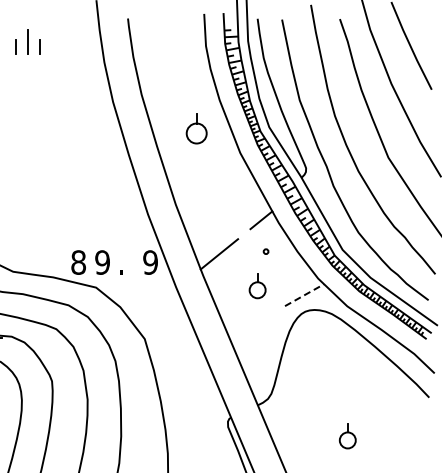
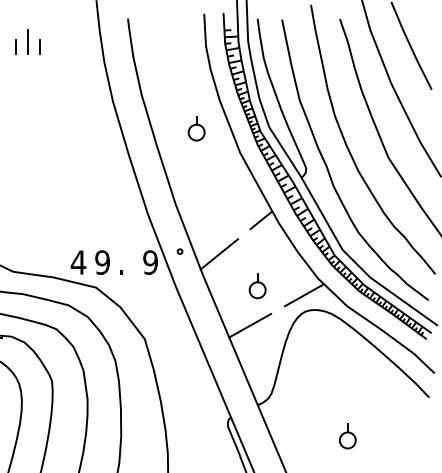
part size: 23x32 px -> 19x26 px (196, 128)
circle position: (265, 251) -> (179, 251) (179, 251)
text: 8 -> 4 (78, 262)
line: dashed -> solid (304, 294)
line: none -> present (250, 325)
